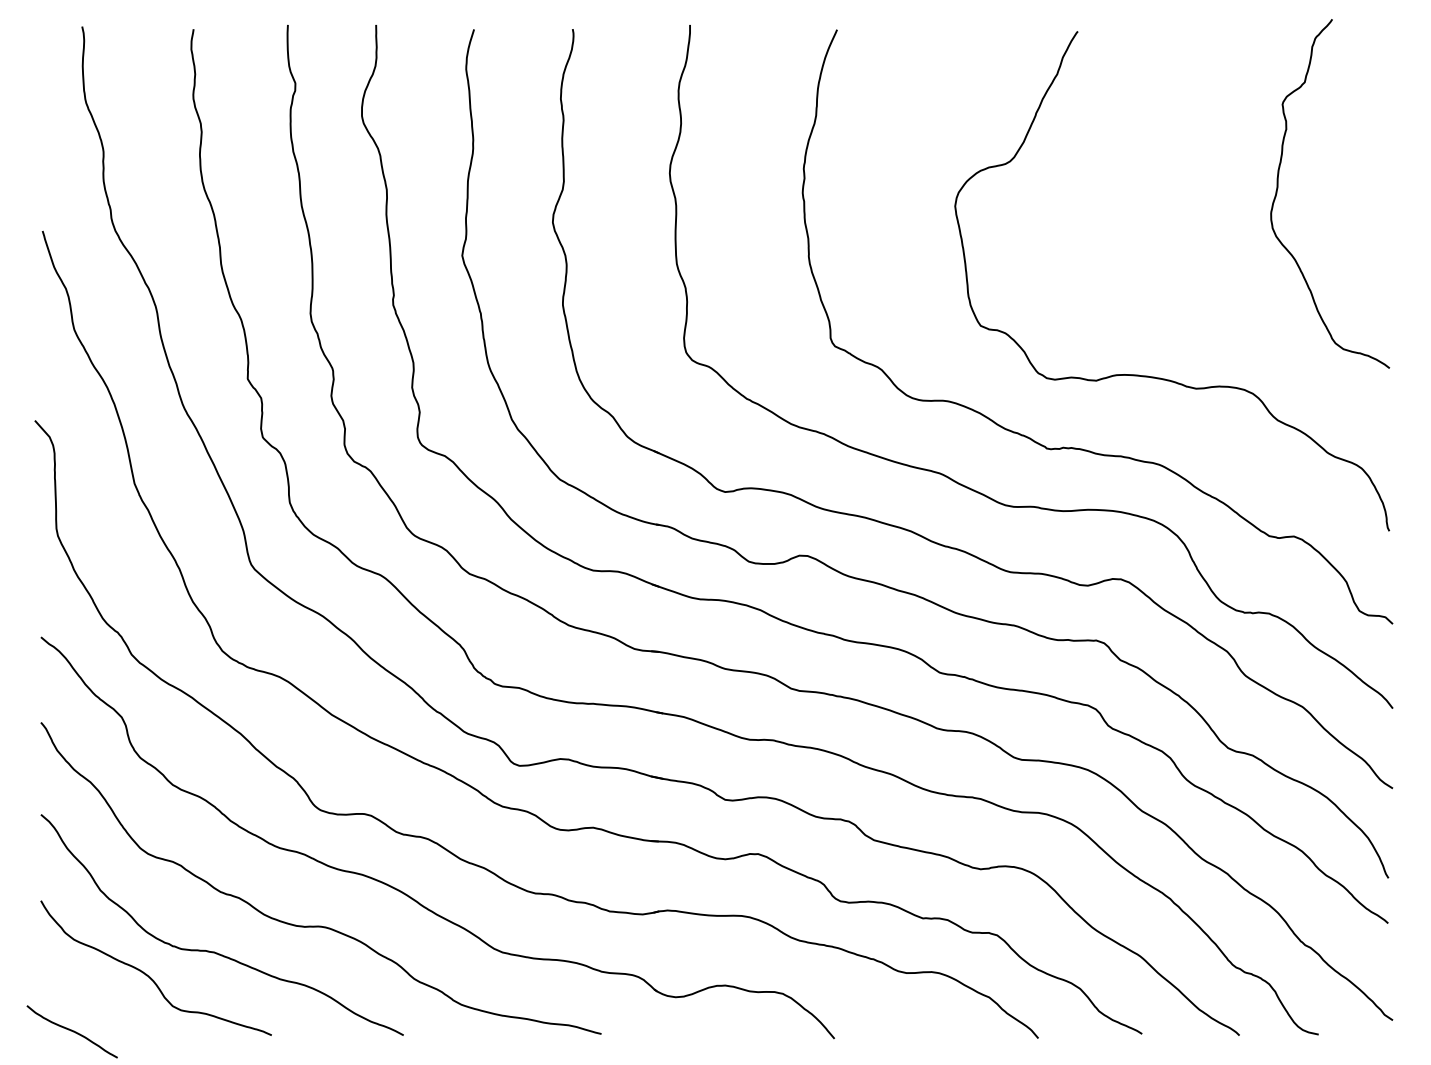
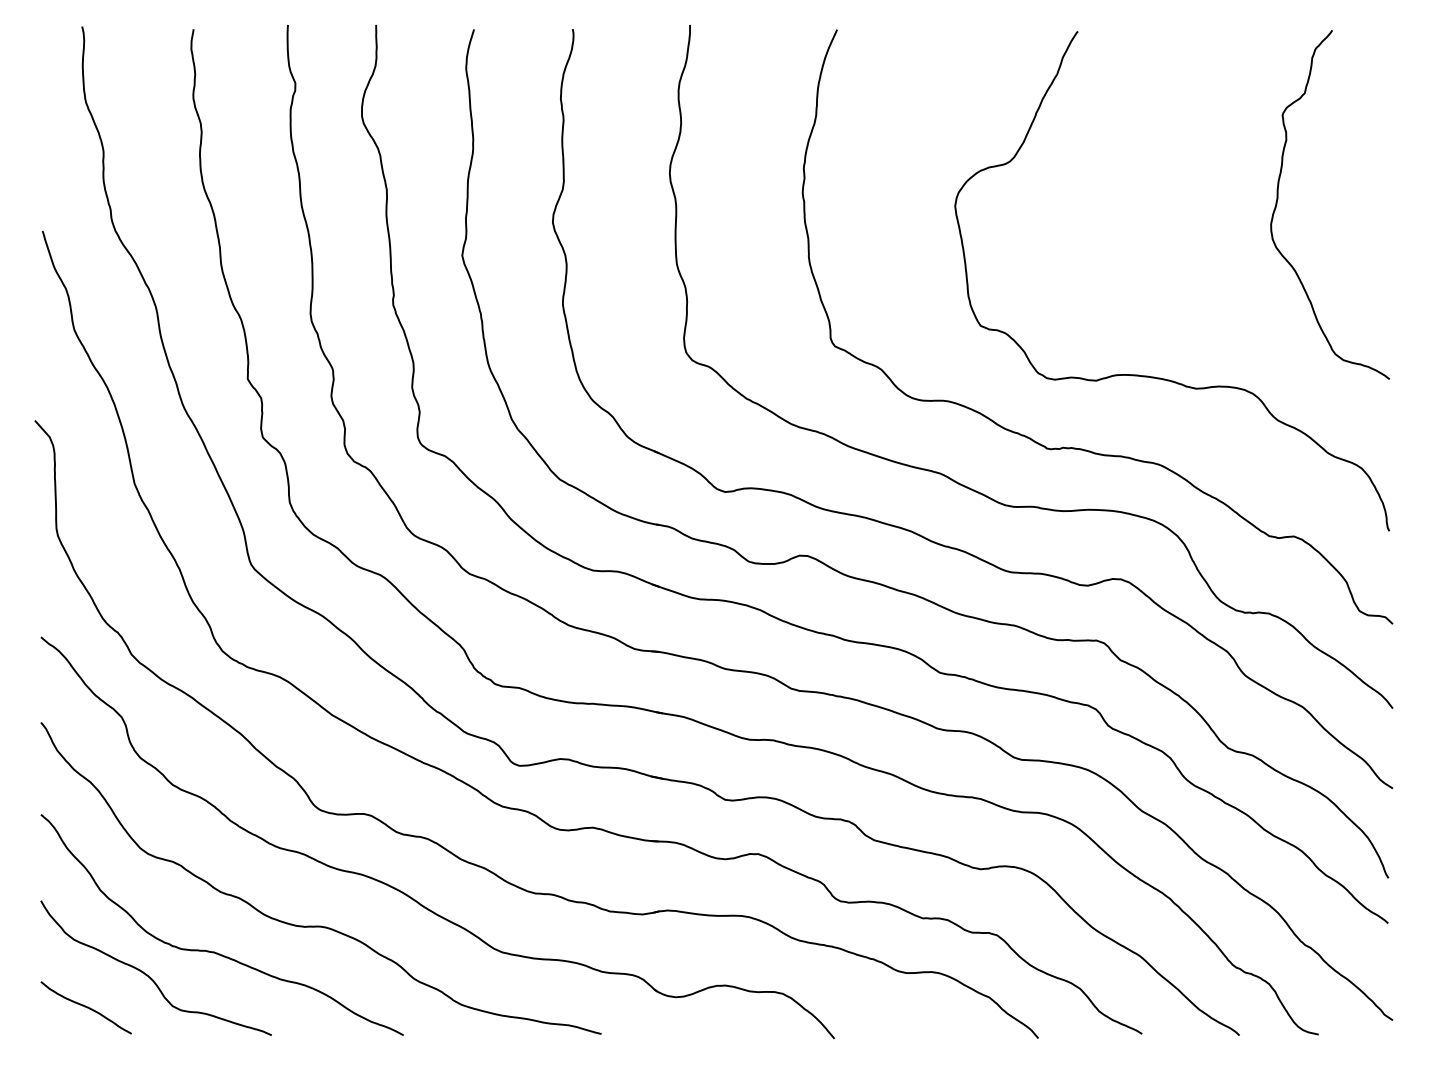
curve position: (1278, 188) -> (1278, 199) (1278, 199)
curve position: (71, 1031) -> (85, 1007) (85, 1007)
